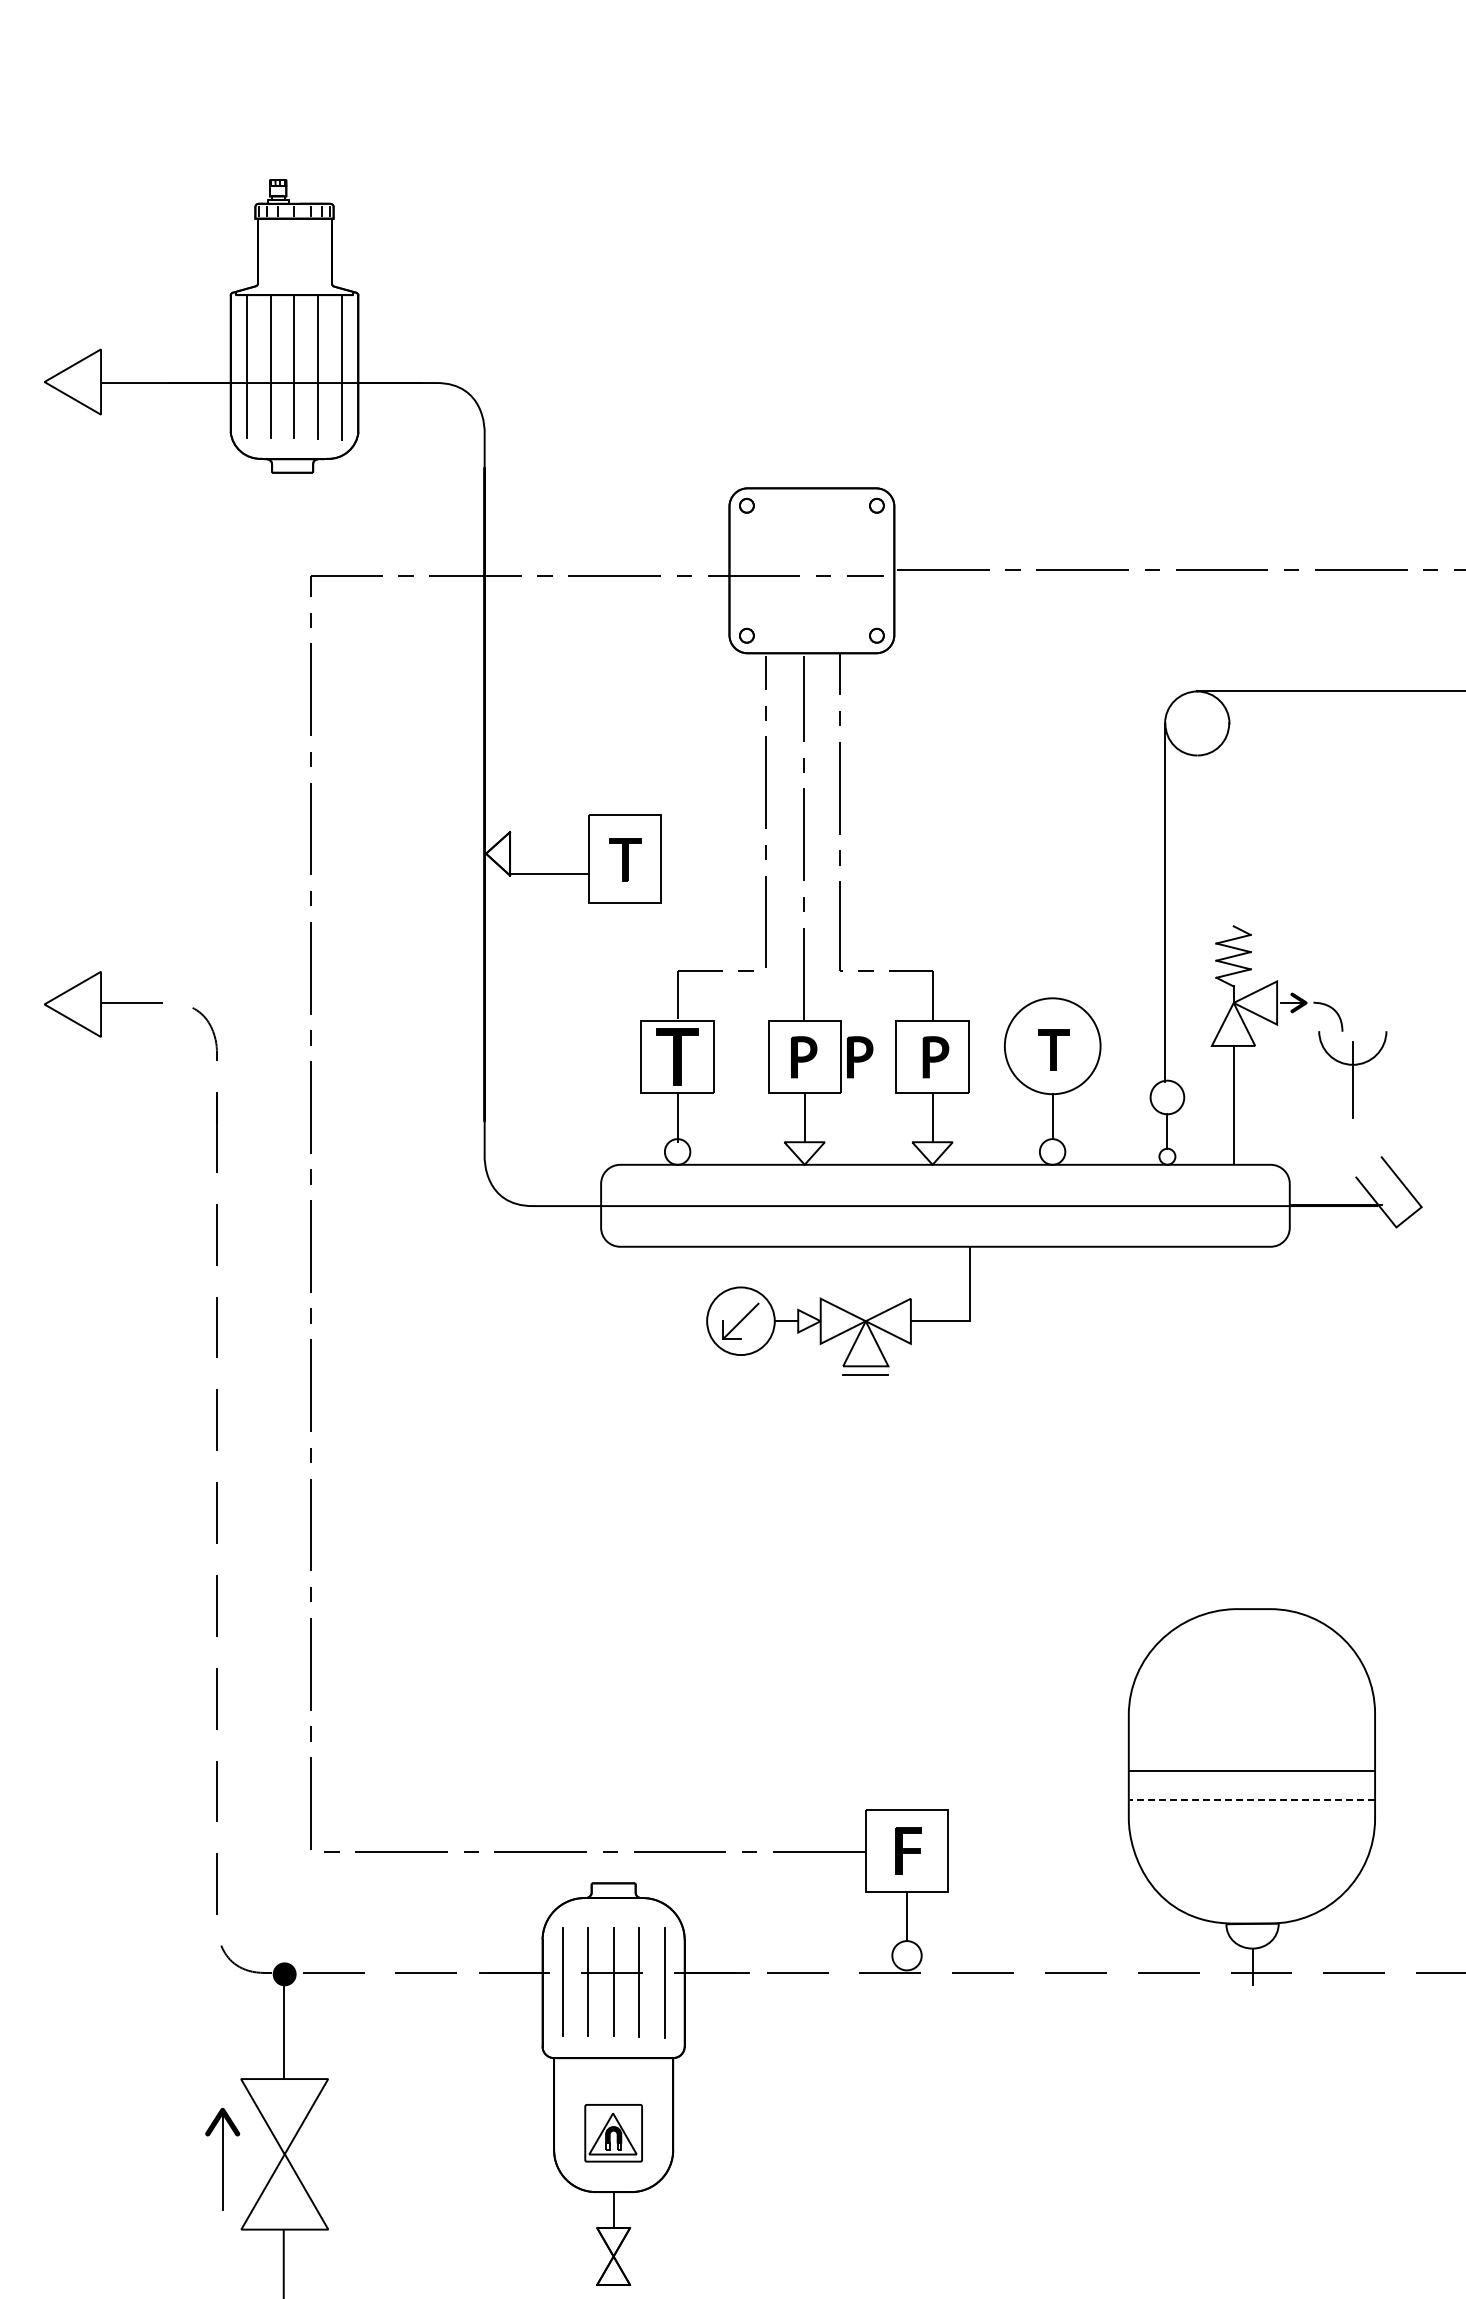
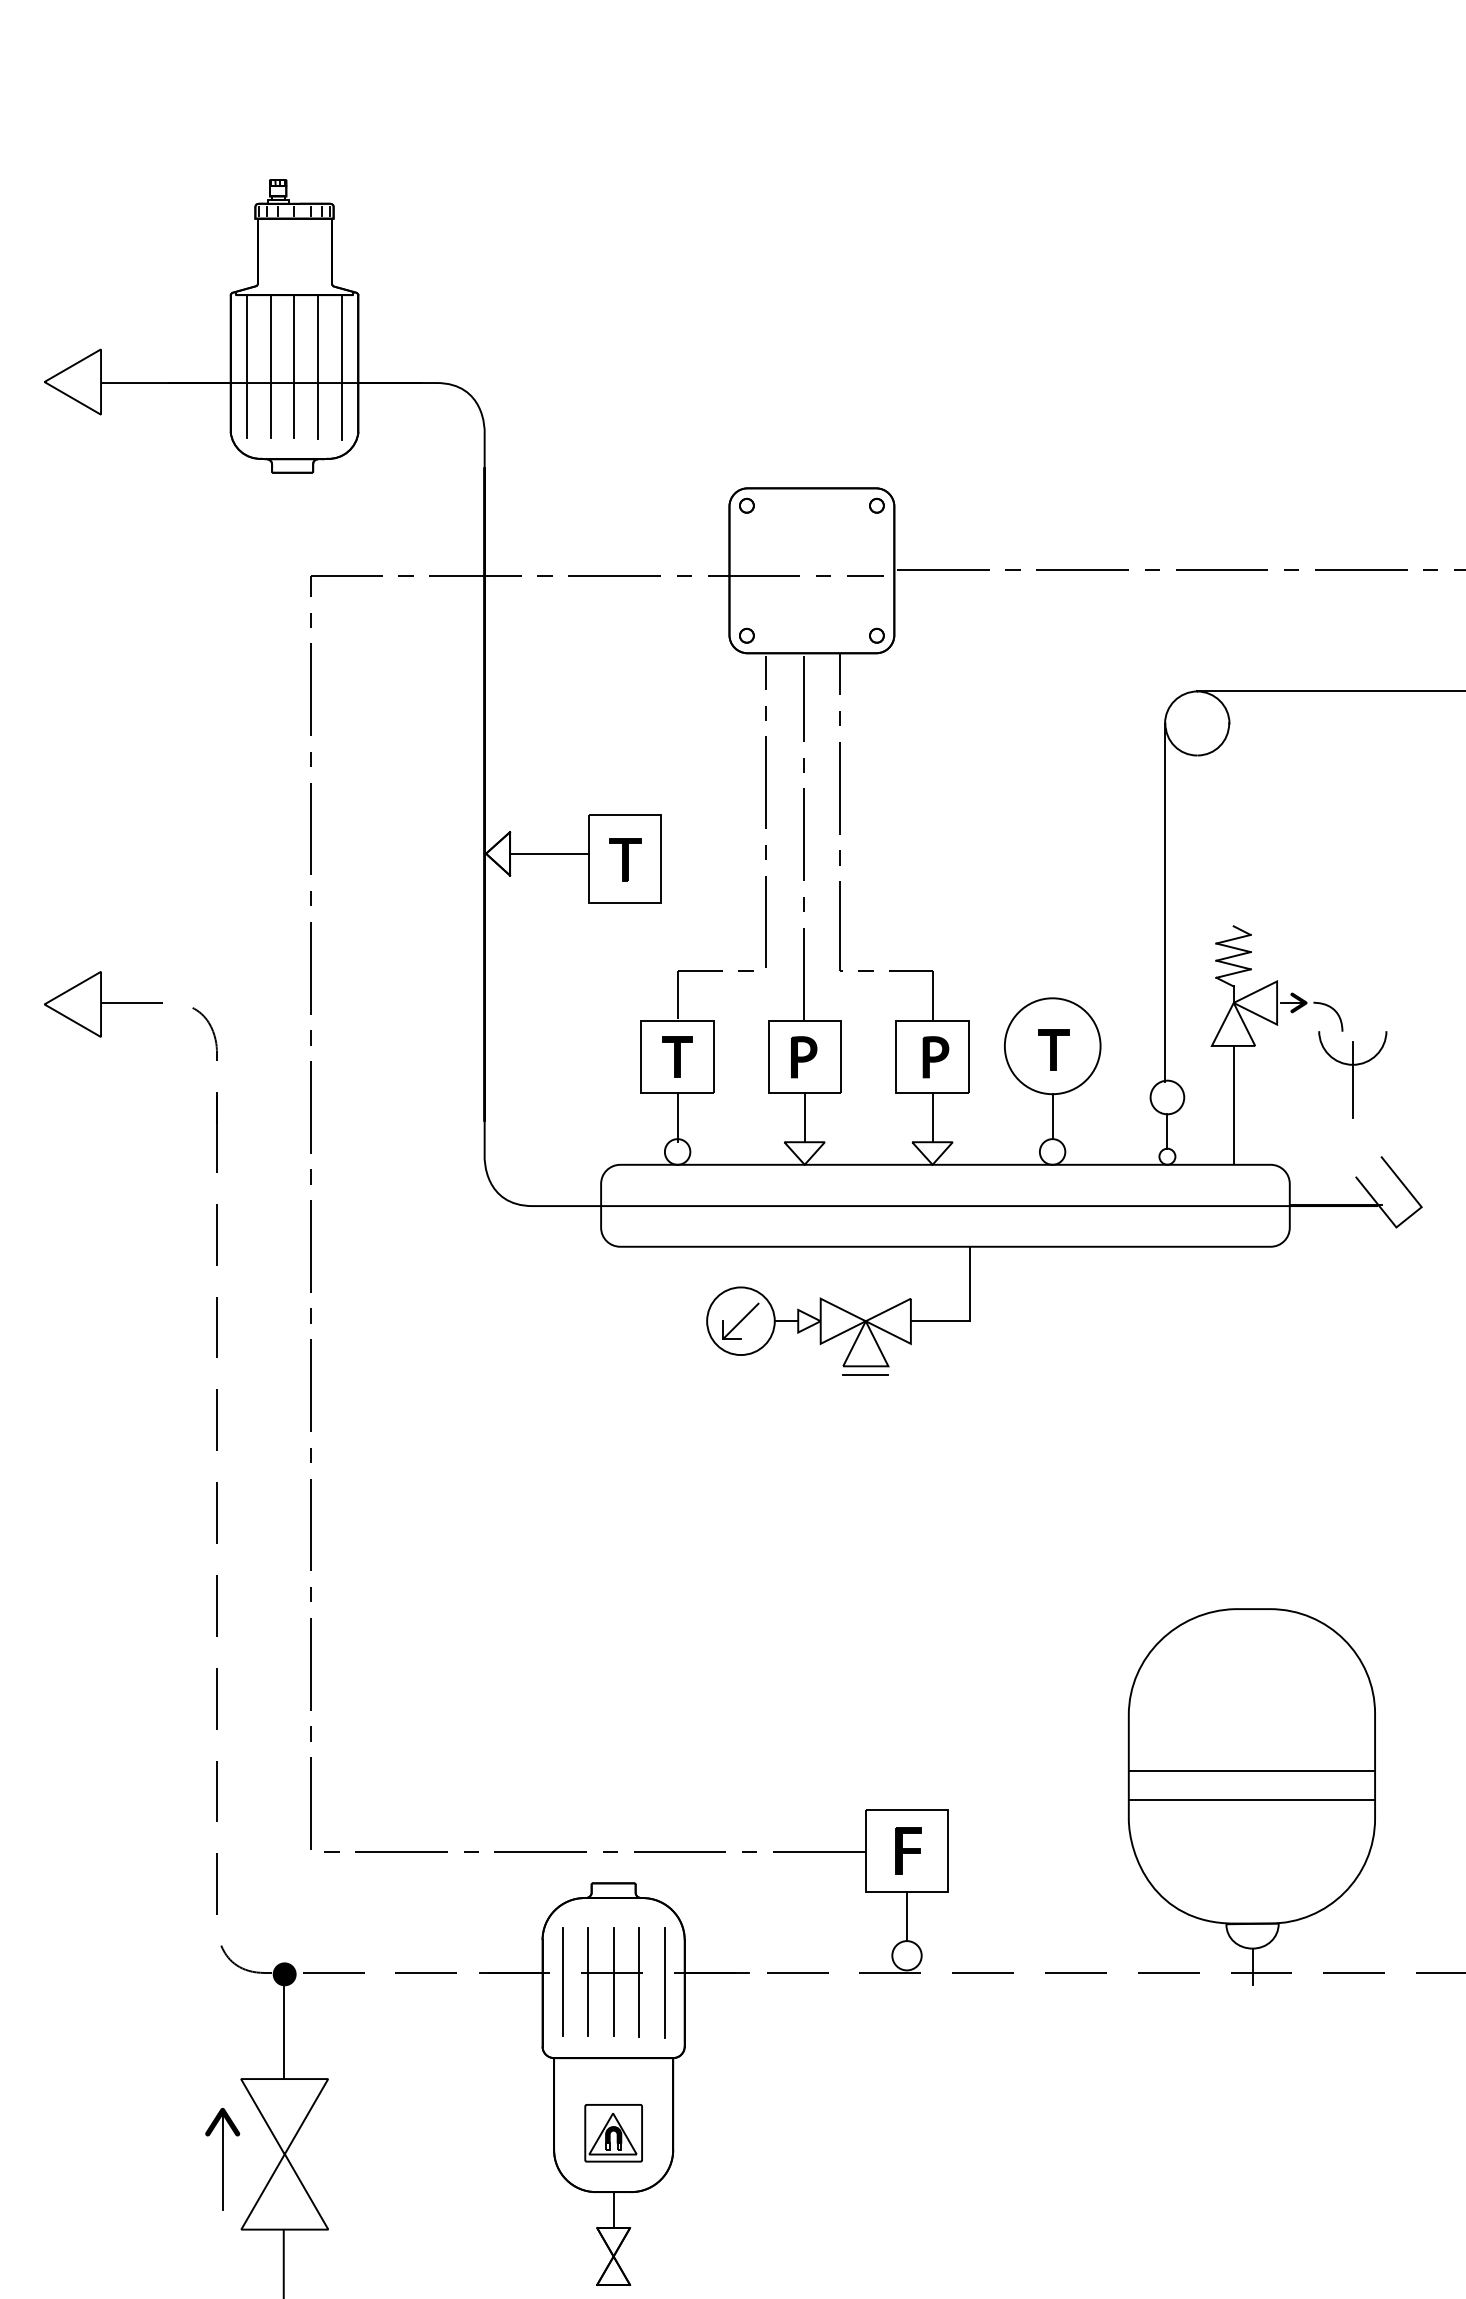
line position: (549, 873) -> (549, 853) (549, 853)
part size: 43x58 px -> 31x42 px (677, 1056)
part: present -> none (860, 1057)
line: dashed -> solid (1252, 1800)
